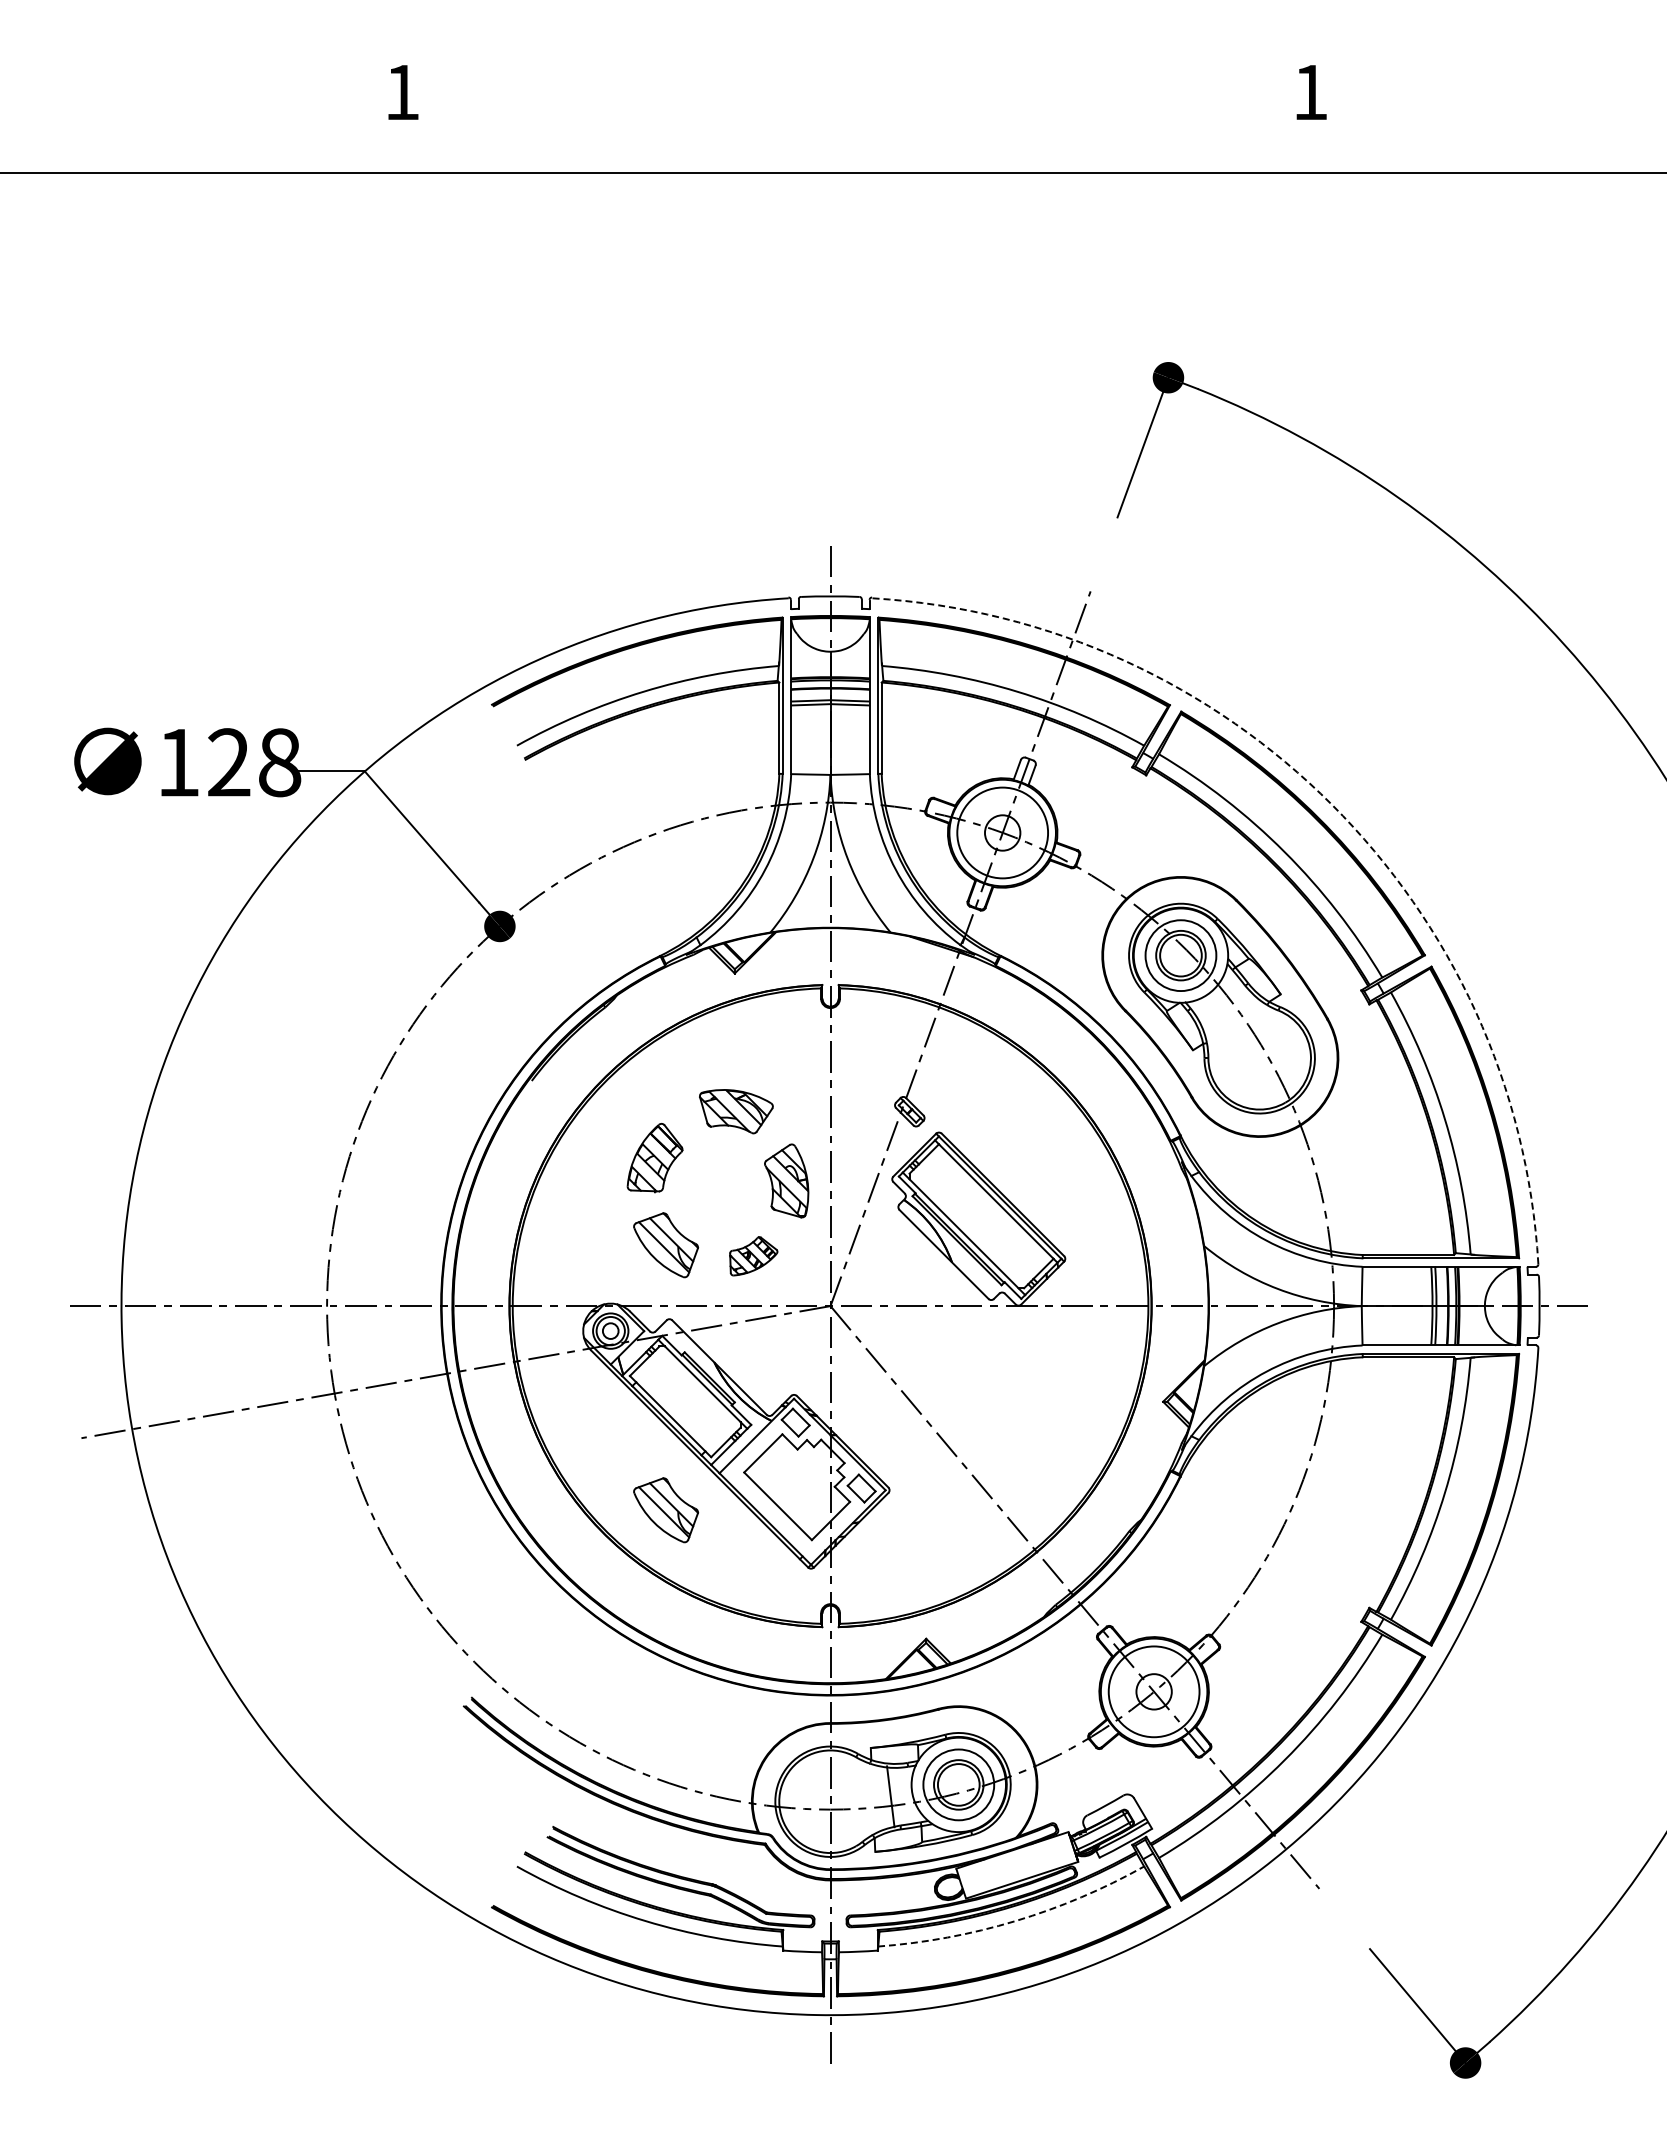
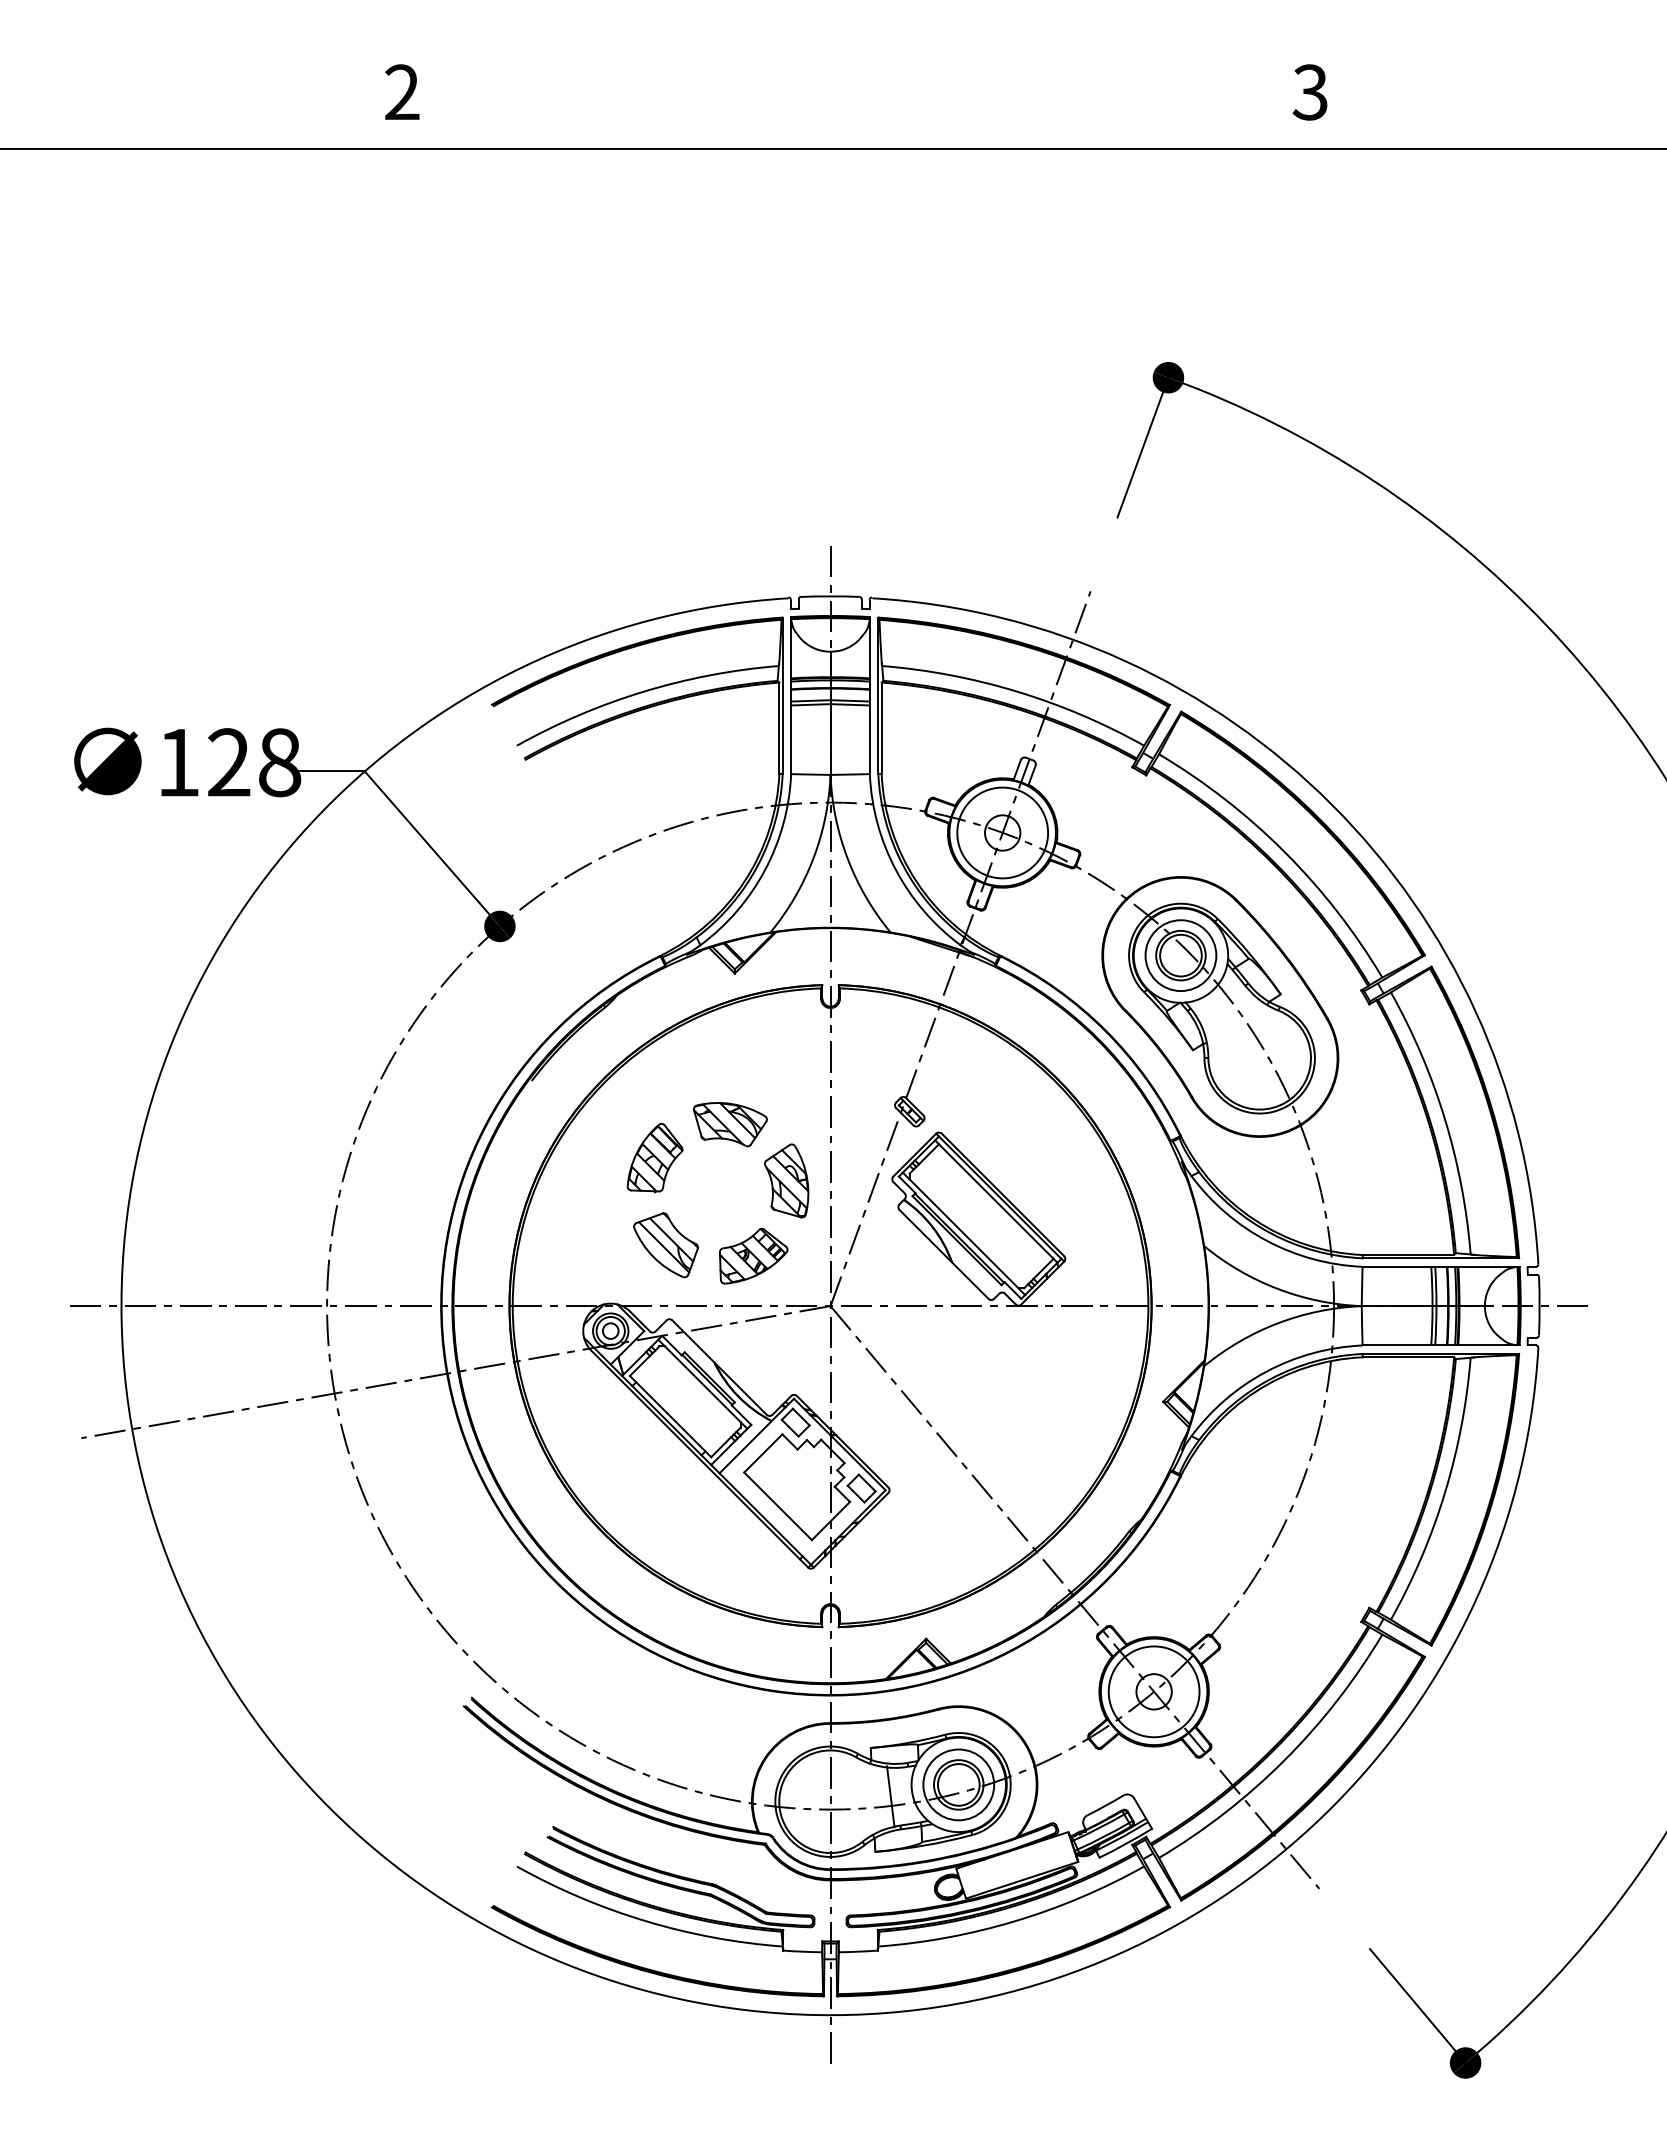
text: 1 -> 2 (402, 91)
text: 1 -> 3 (1309, 92)
line position: (832, 172) -> (832, 148) (832, 148)
arc: dashed -> solid (1331, 804)
part position: (736, 1111) -> (730, 1124) (730, 1124)
part size: 50x41 px -> 70x57 px (753, 1256)
part: present -> none (665, 1510)
arc: dashed -> solid (1015, 1921)
